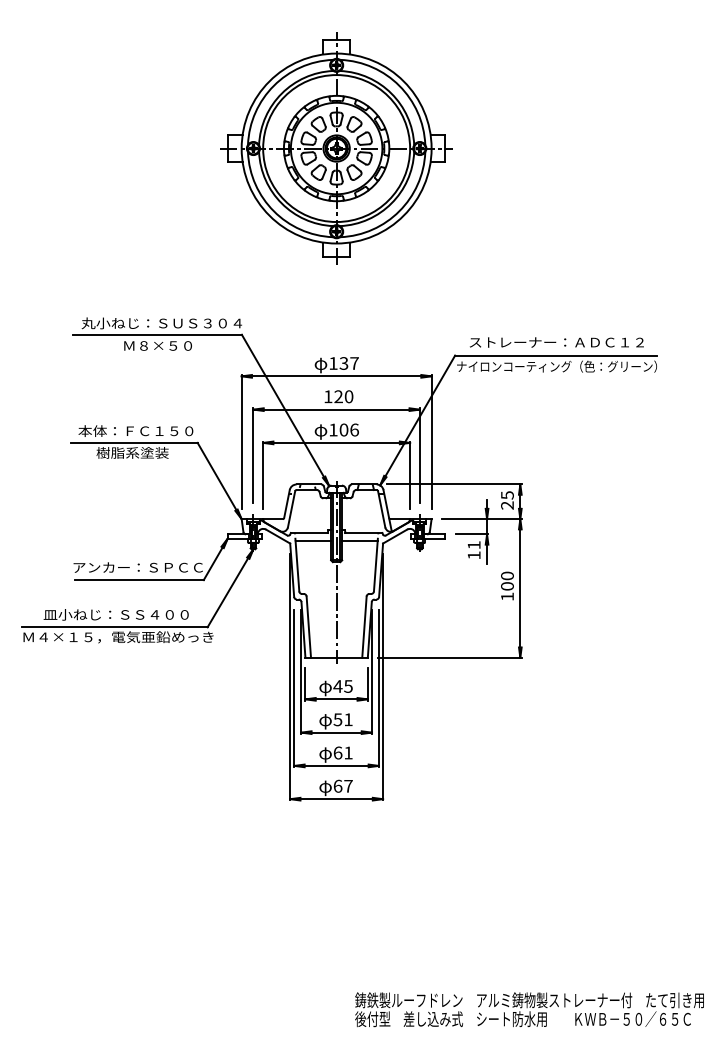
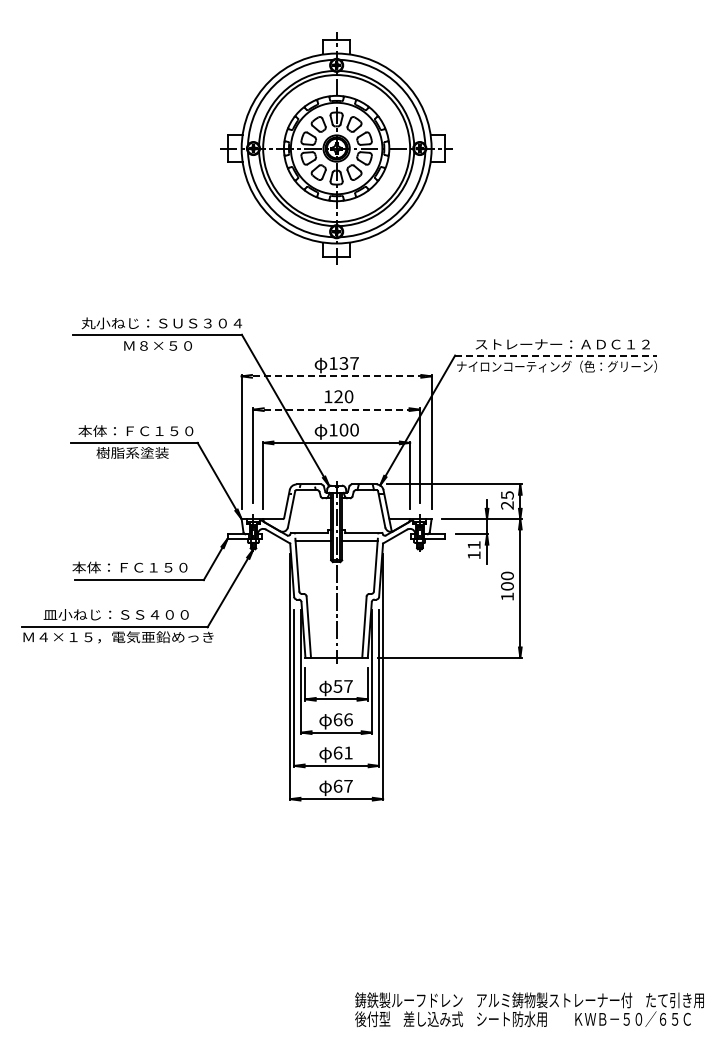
text position: (556, 342) -> (562, 344) (562, 344)
line: solid -> dashed (556, 355)
line: solid -> dashed (336, 376)
line: solid -> dashed (337, 409)
text: 106 -> 100 (354, 429)
text: アンカー：ＳＰＣＣ -> 本体：ＦＣ１５０ (137, 567)
text: 45 -> 57 (342, 686)
text: 51 -> 66 (342, 719)
